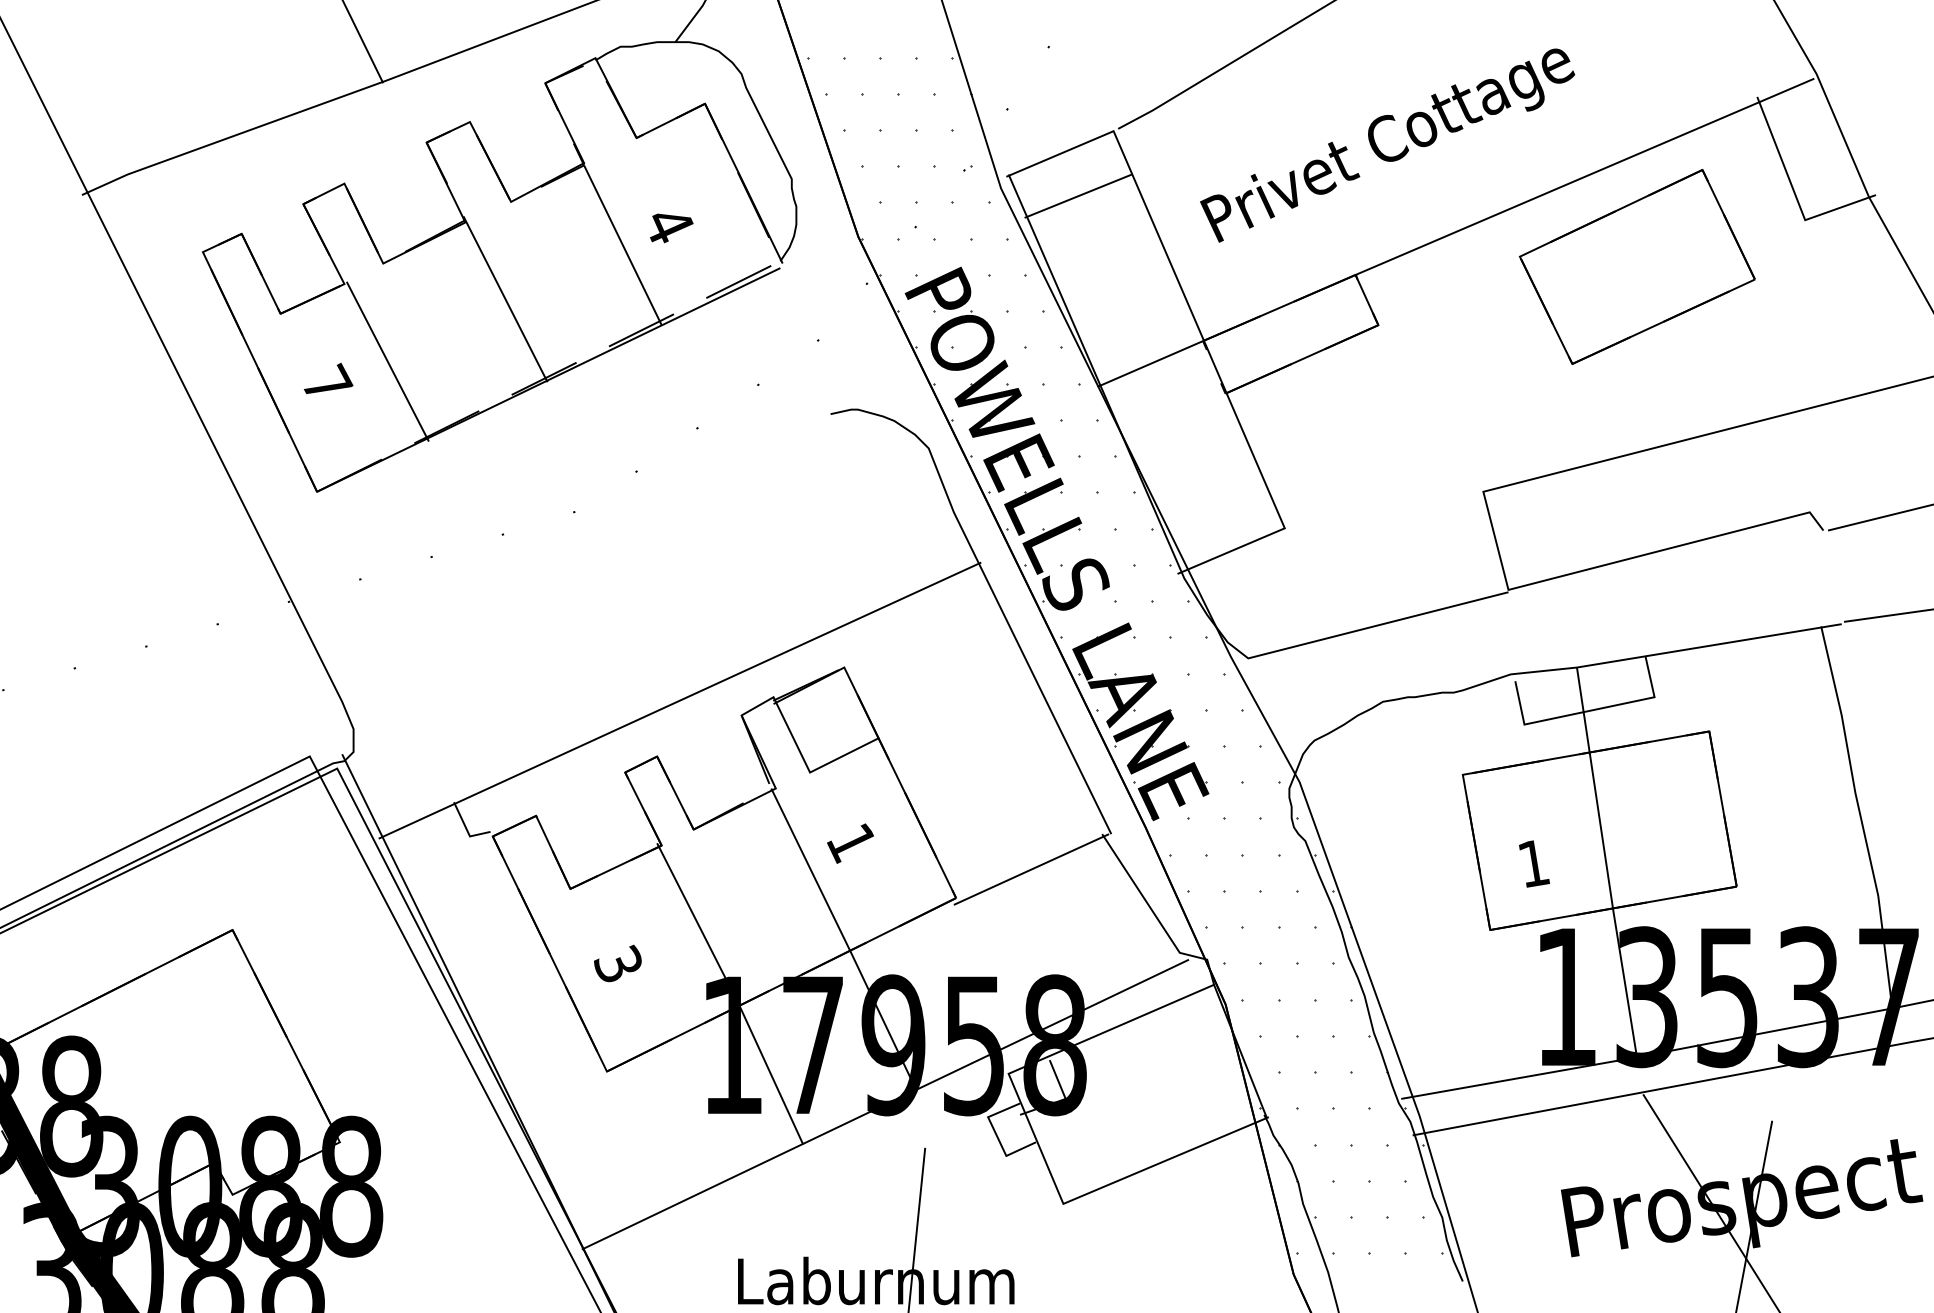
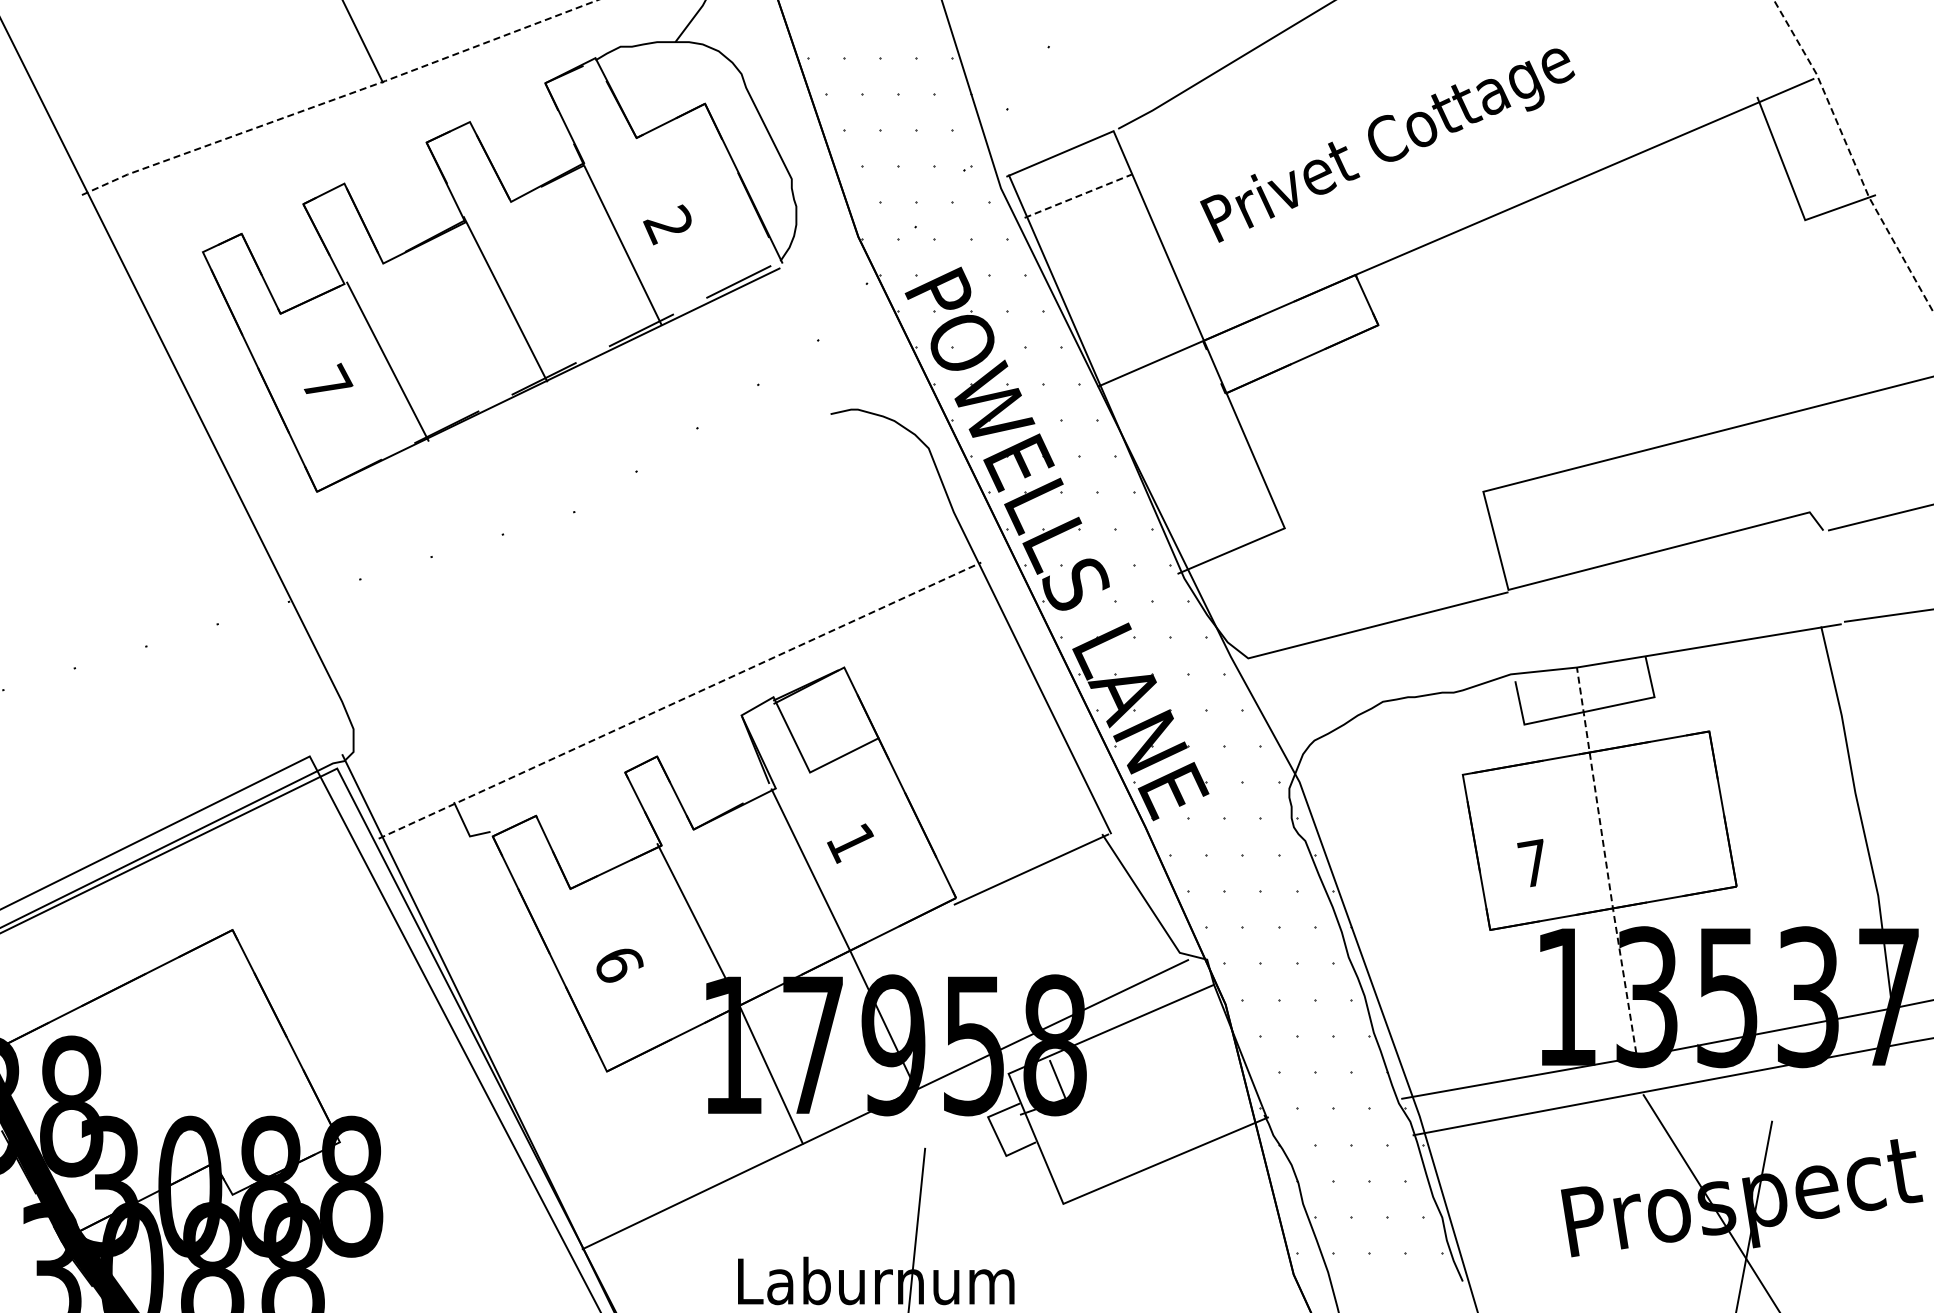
line: solid -> dashed (339, 97)
line: solid -> dashed (1852, 157)
line: solid -> dashed (1078, 196)
text: 4 -> 2 (668, 224)
part: present -> none (1636, 266)
line: solid -> dashed (680, 700)
line: solid -> dashed (1605, 860)
text: 1 -> 7 (1533, 863)
text: 3 -> 6 (618, 963)
